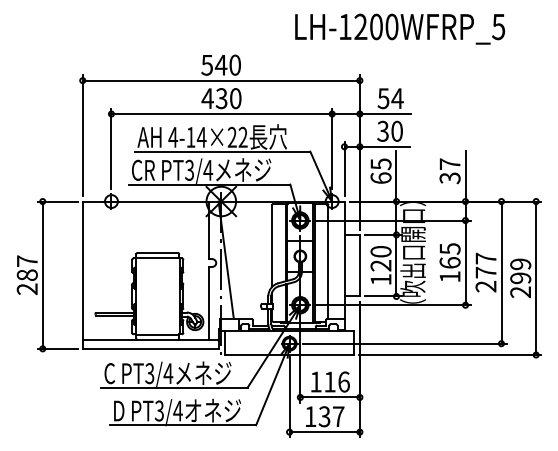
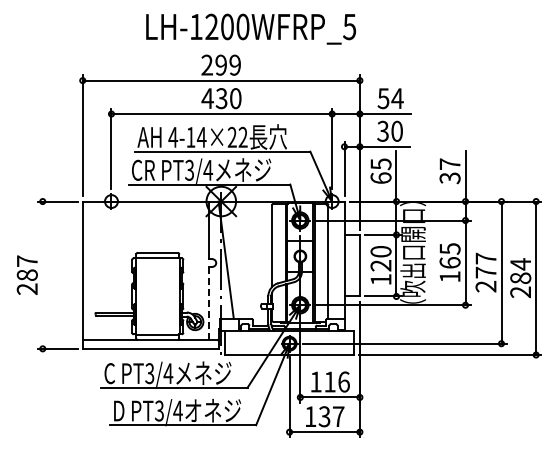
text position: (400, 28) -> (251, 28) (251, 28)
text: 540 -> 299 (220, 64)
text: 299 -> 284 (520, 271)
line: present -> none (42, 274)
line: solid -> dashed (208, 303)
